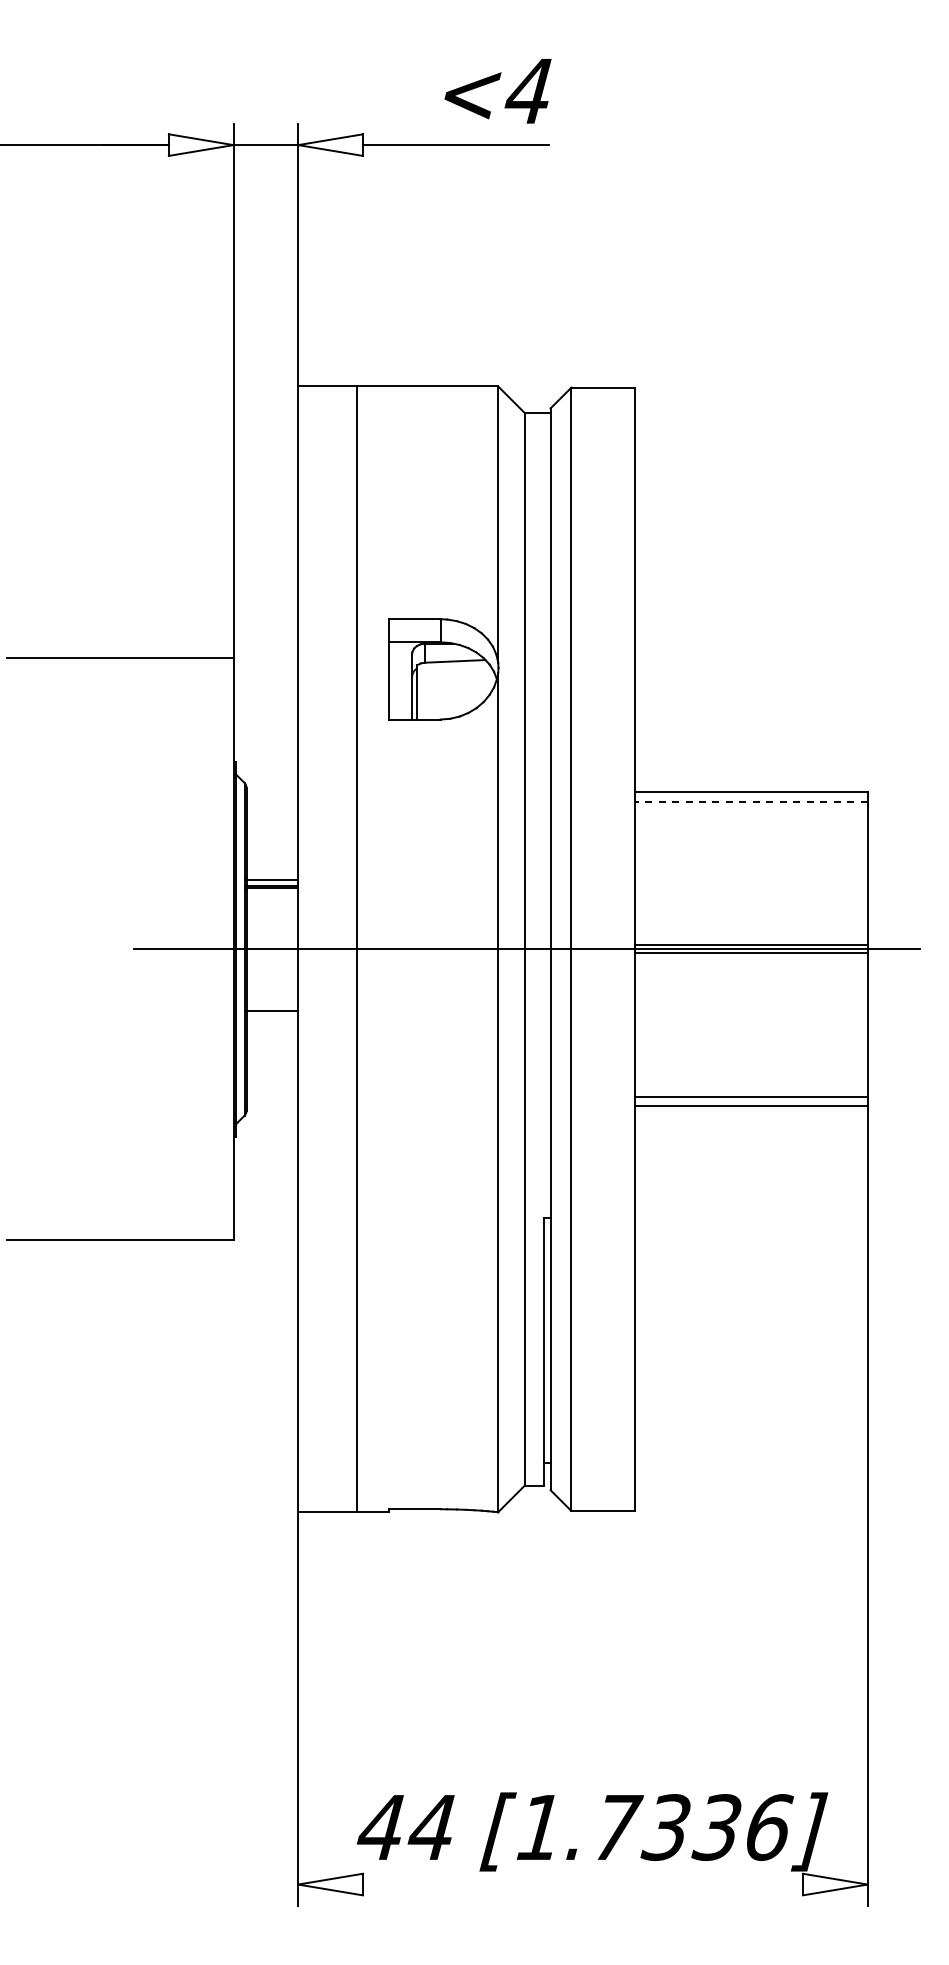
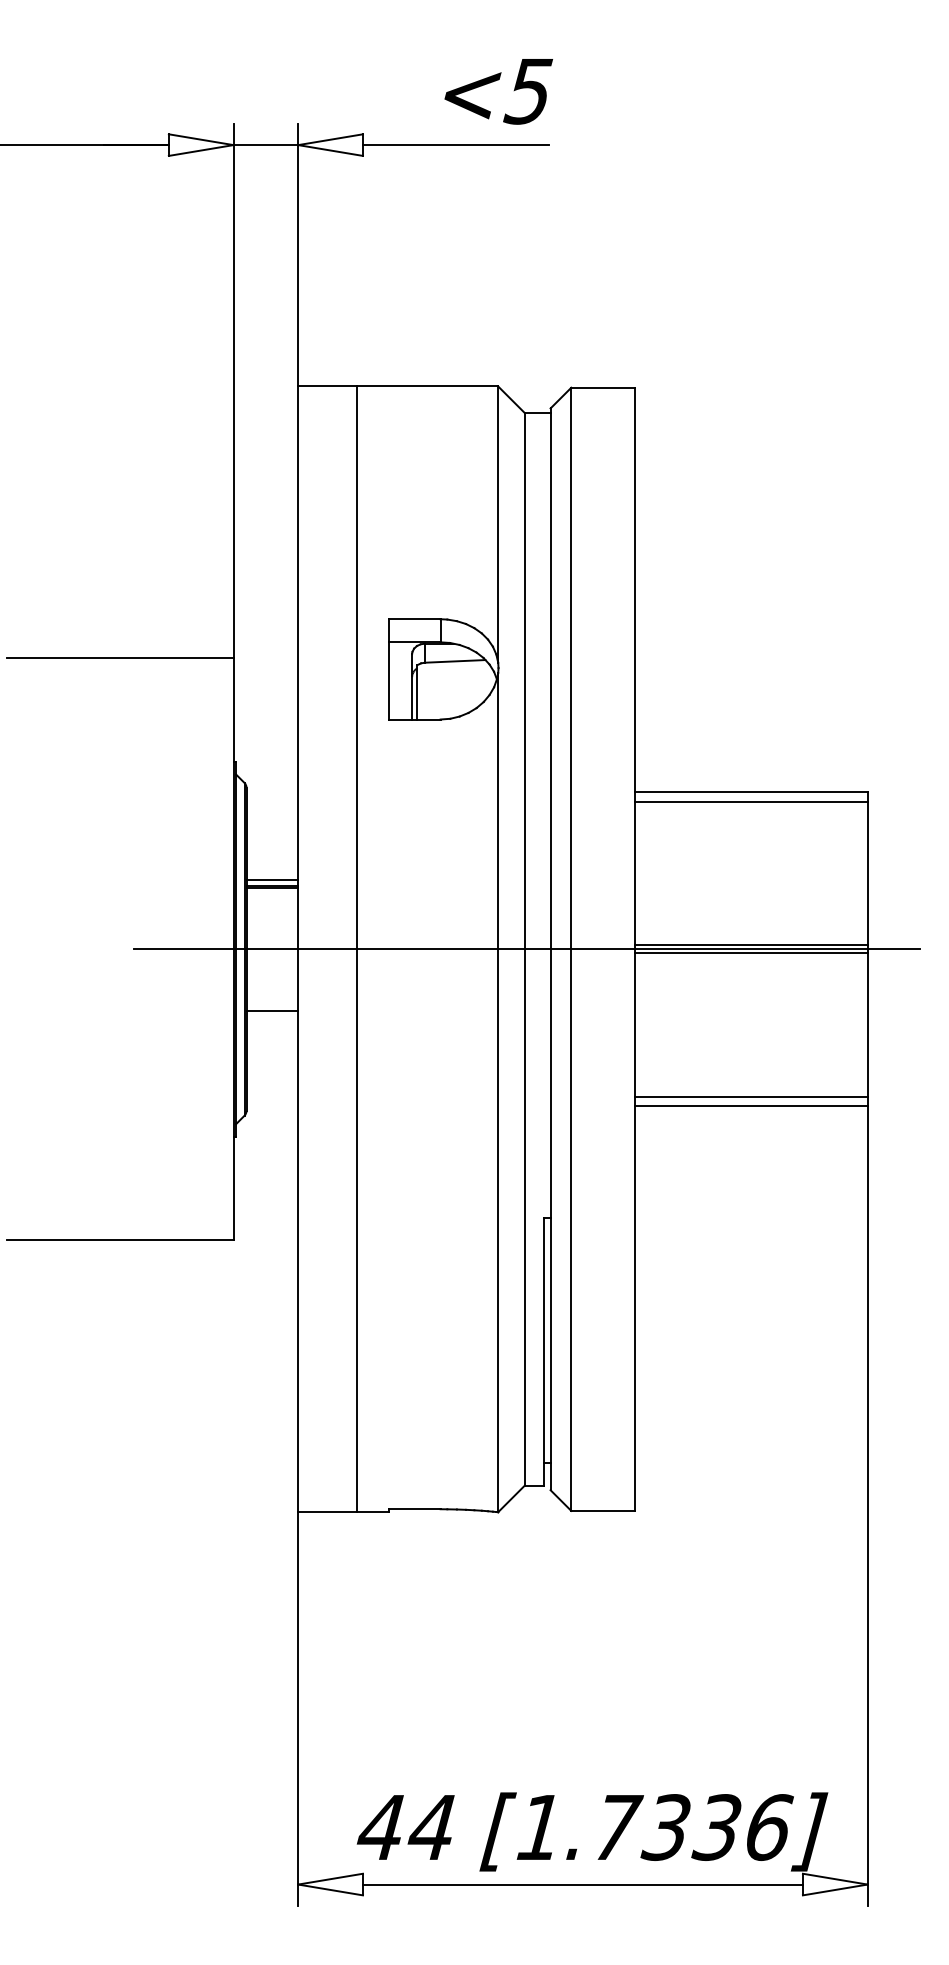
text: <4 -> <5 (528, 91)
line: dashed -> solid (750, 801)
line: none -> present (582, 1884)
